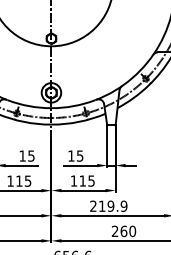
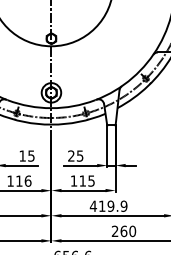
text: 15 -> 25 (71, 155)
text: 115 -> 116 (27, 180)
text: 219.9 -> 419.9 (93, 205)
